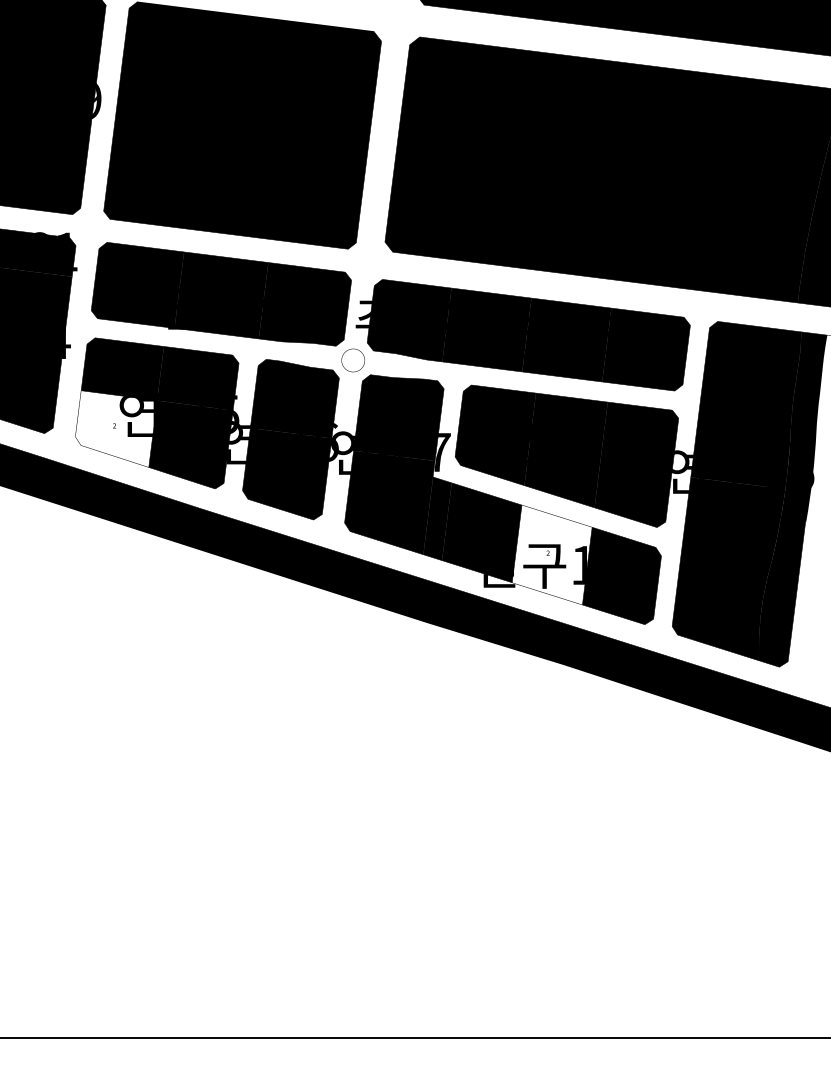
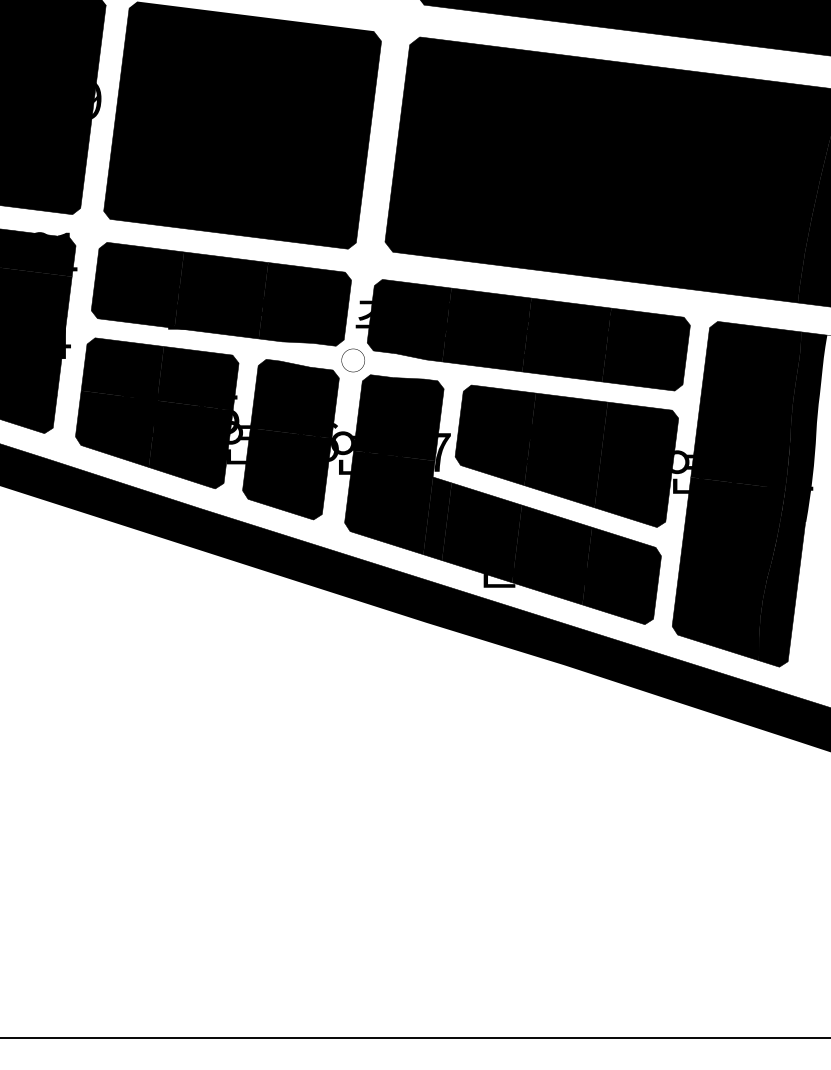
fill: none -> present (116, 428)
text: 16 -> 11 (812, 481)
fill: none -> present (552, 554)
